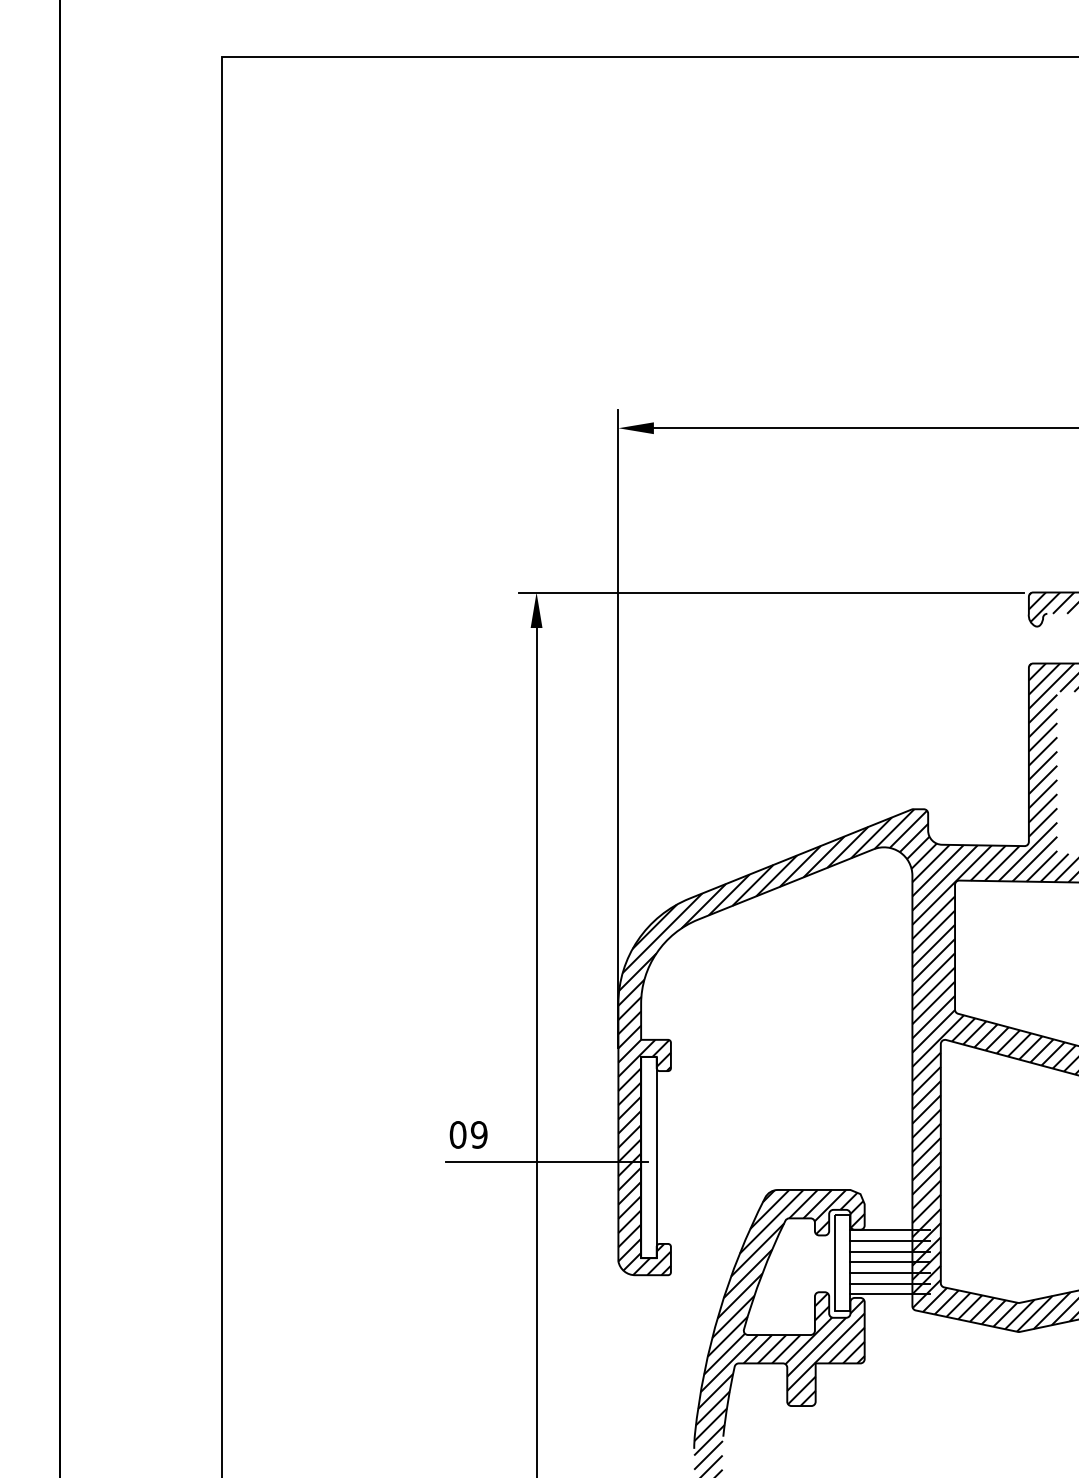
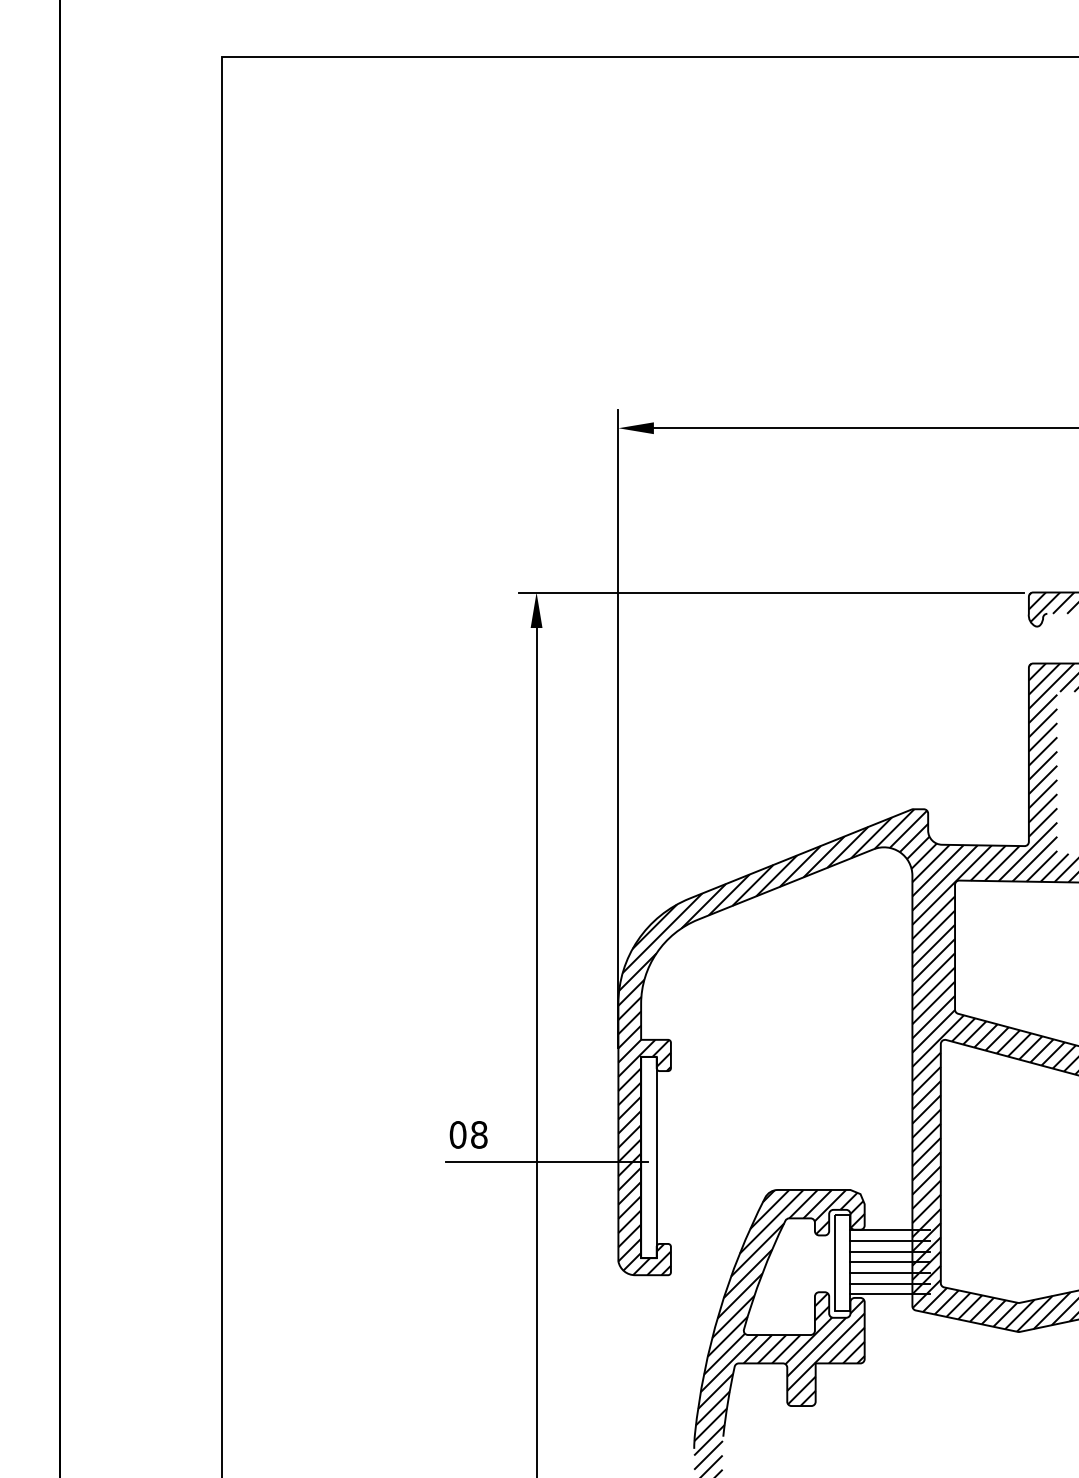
text: 09 -> 08 (478, 1134)
